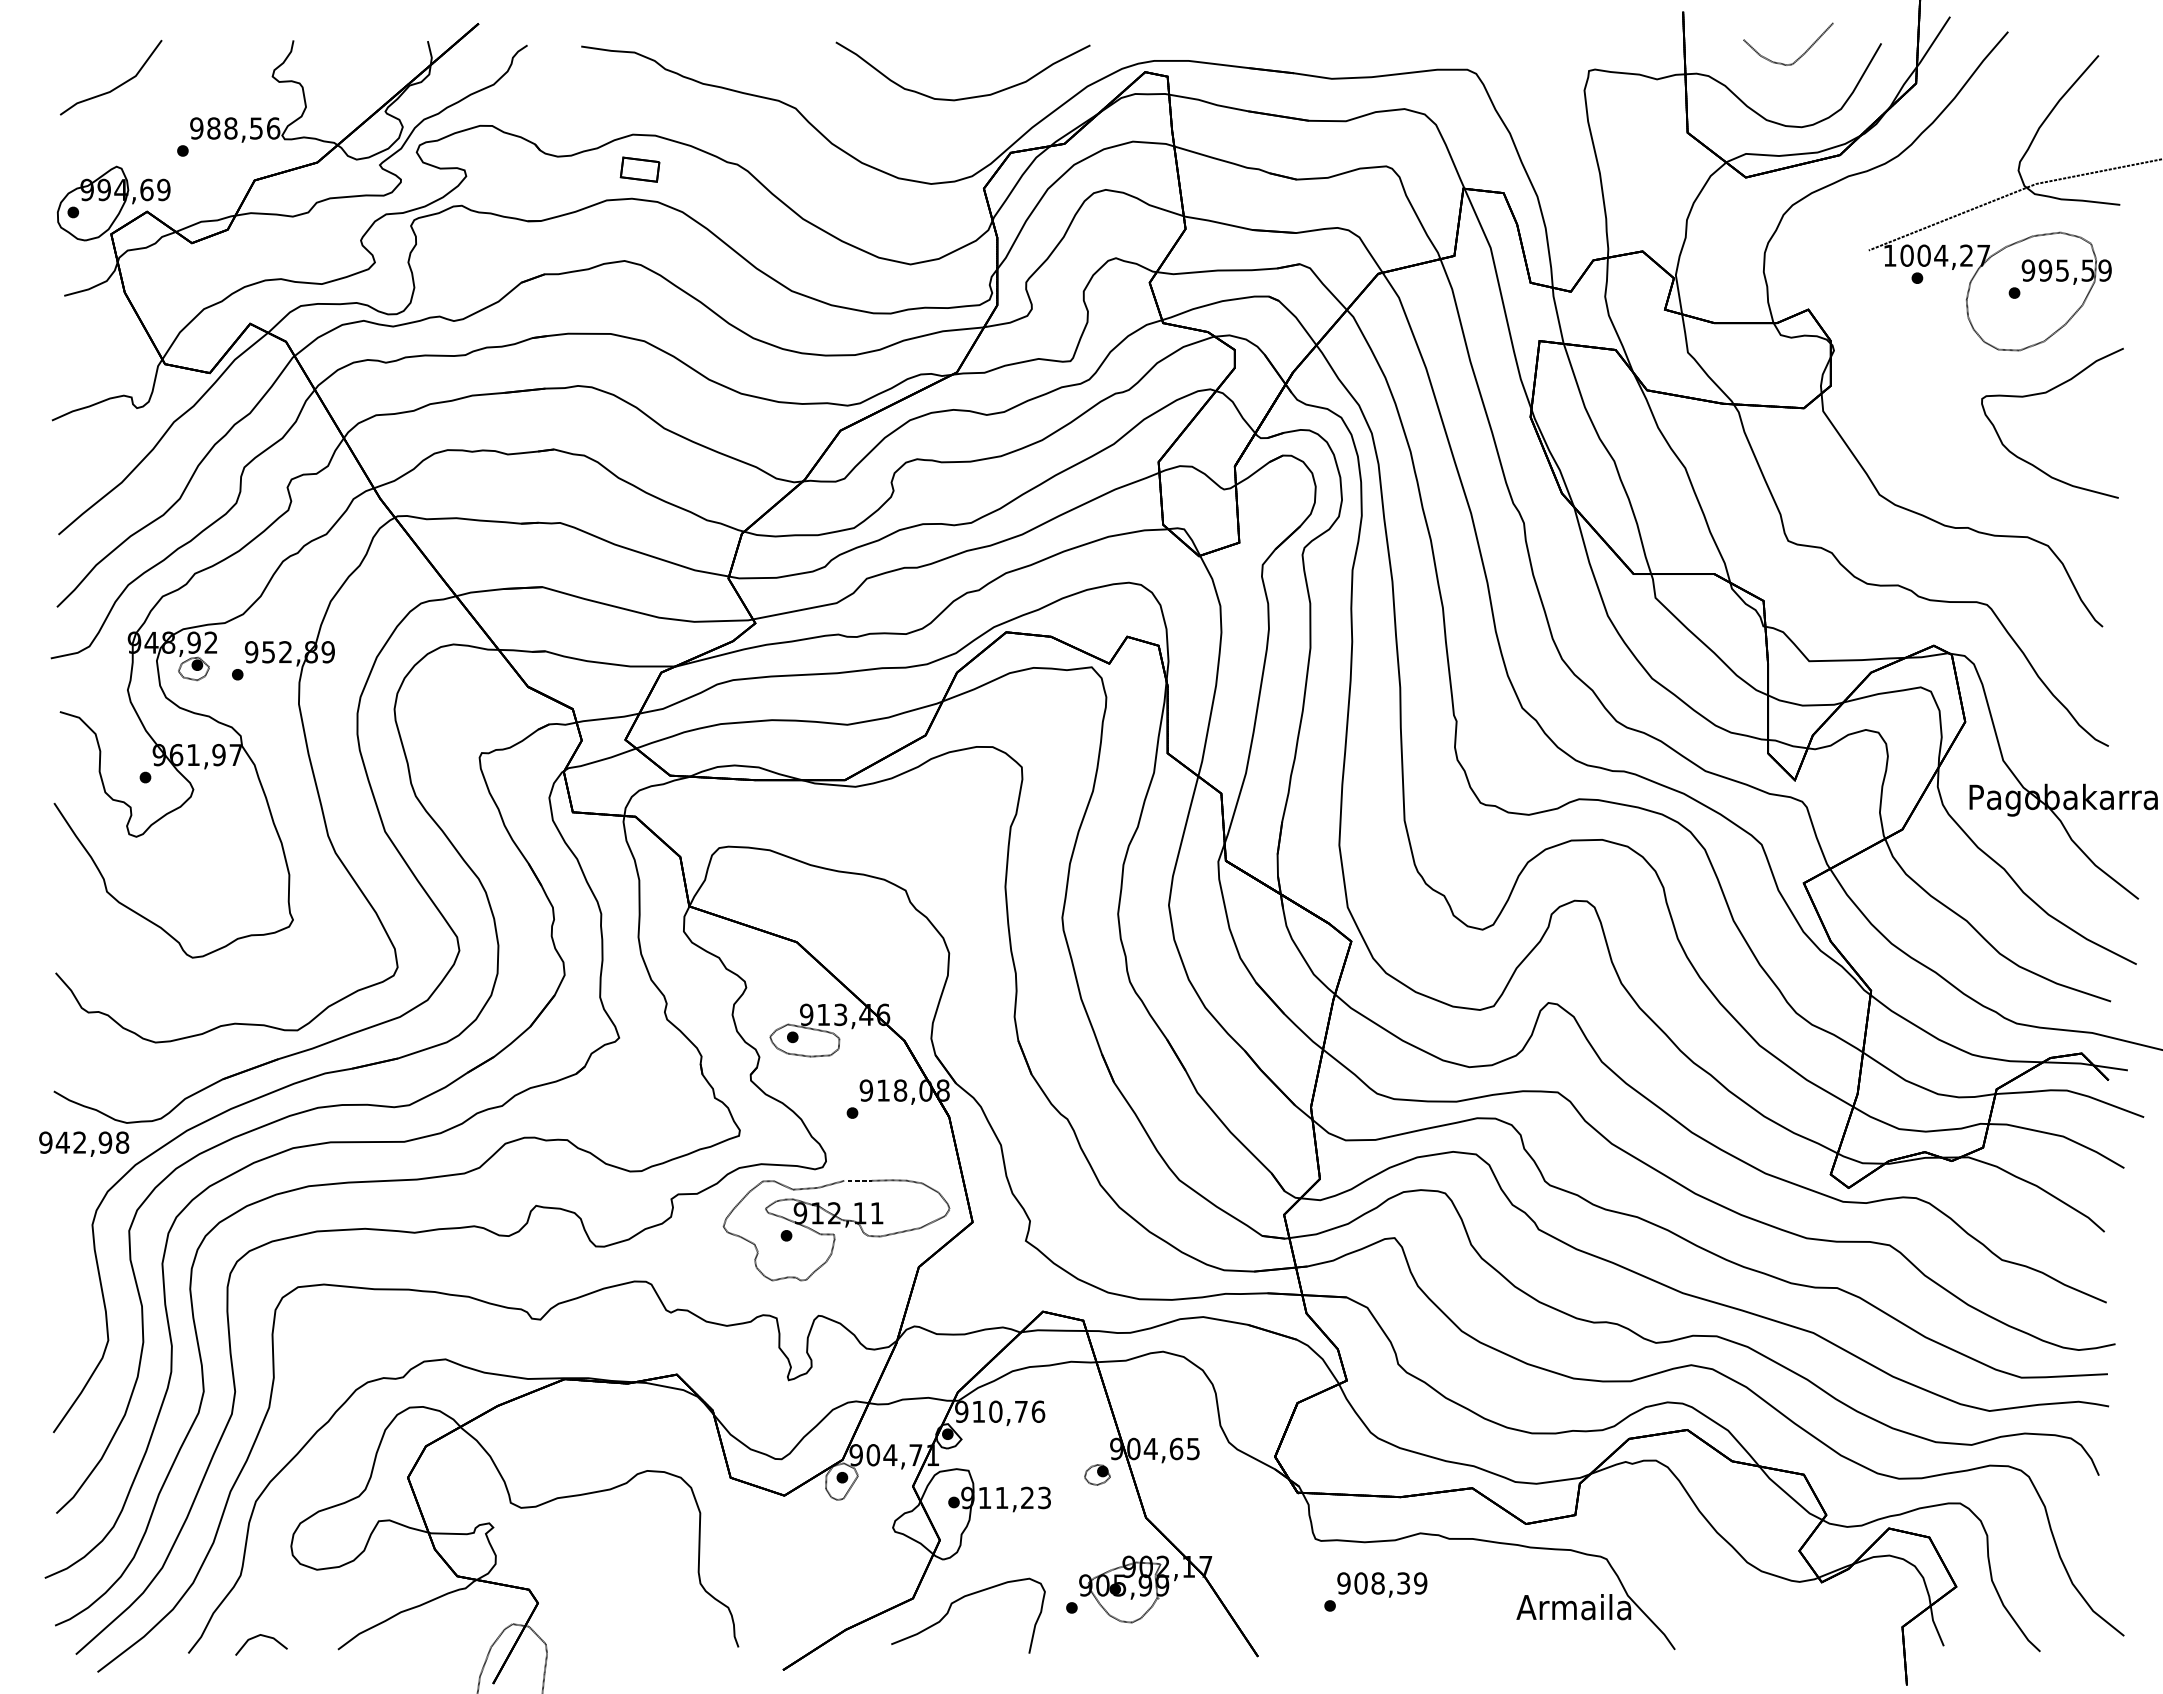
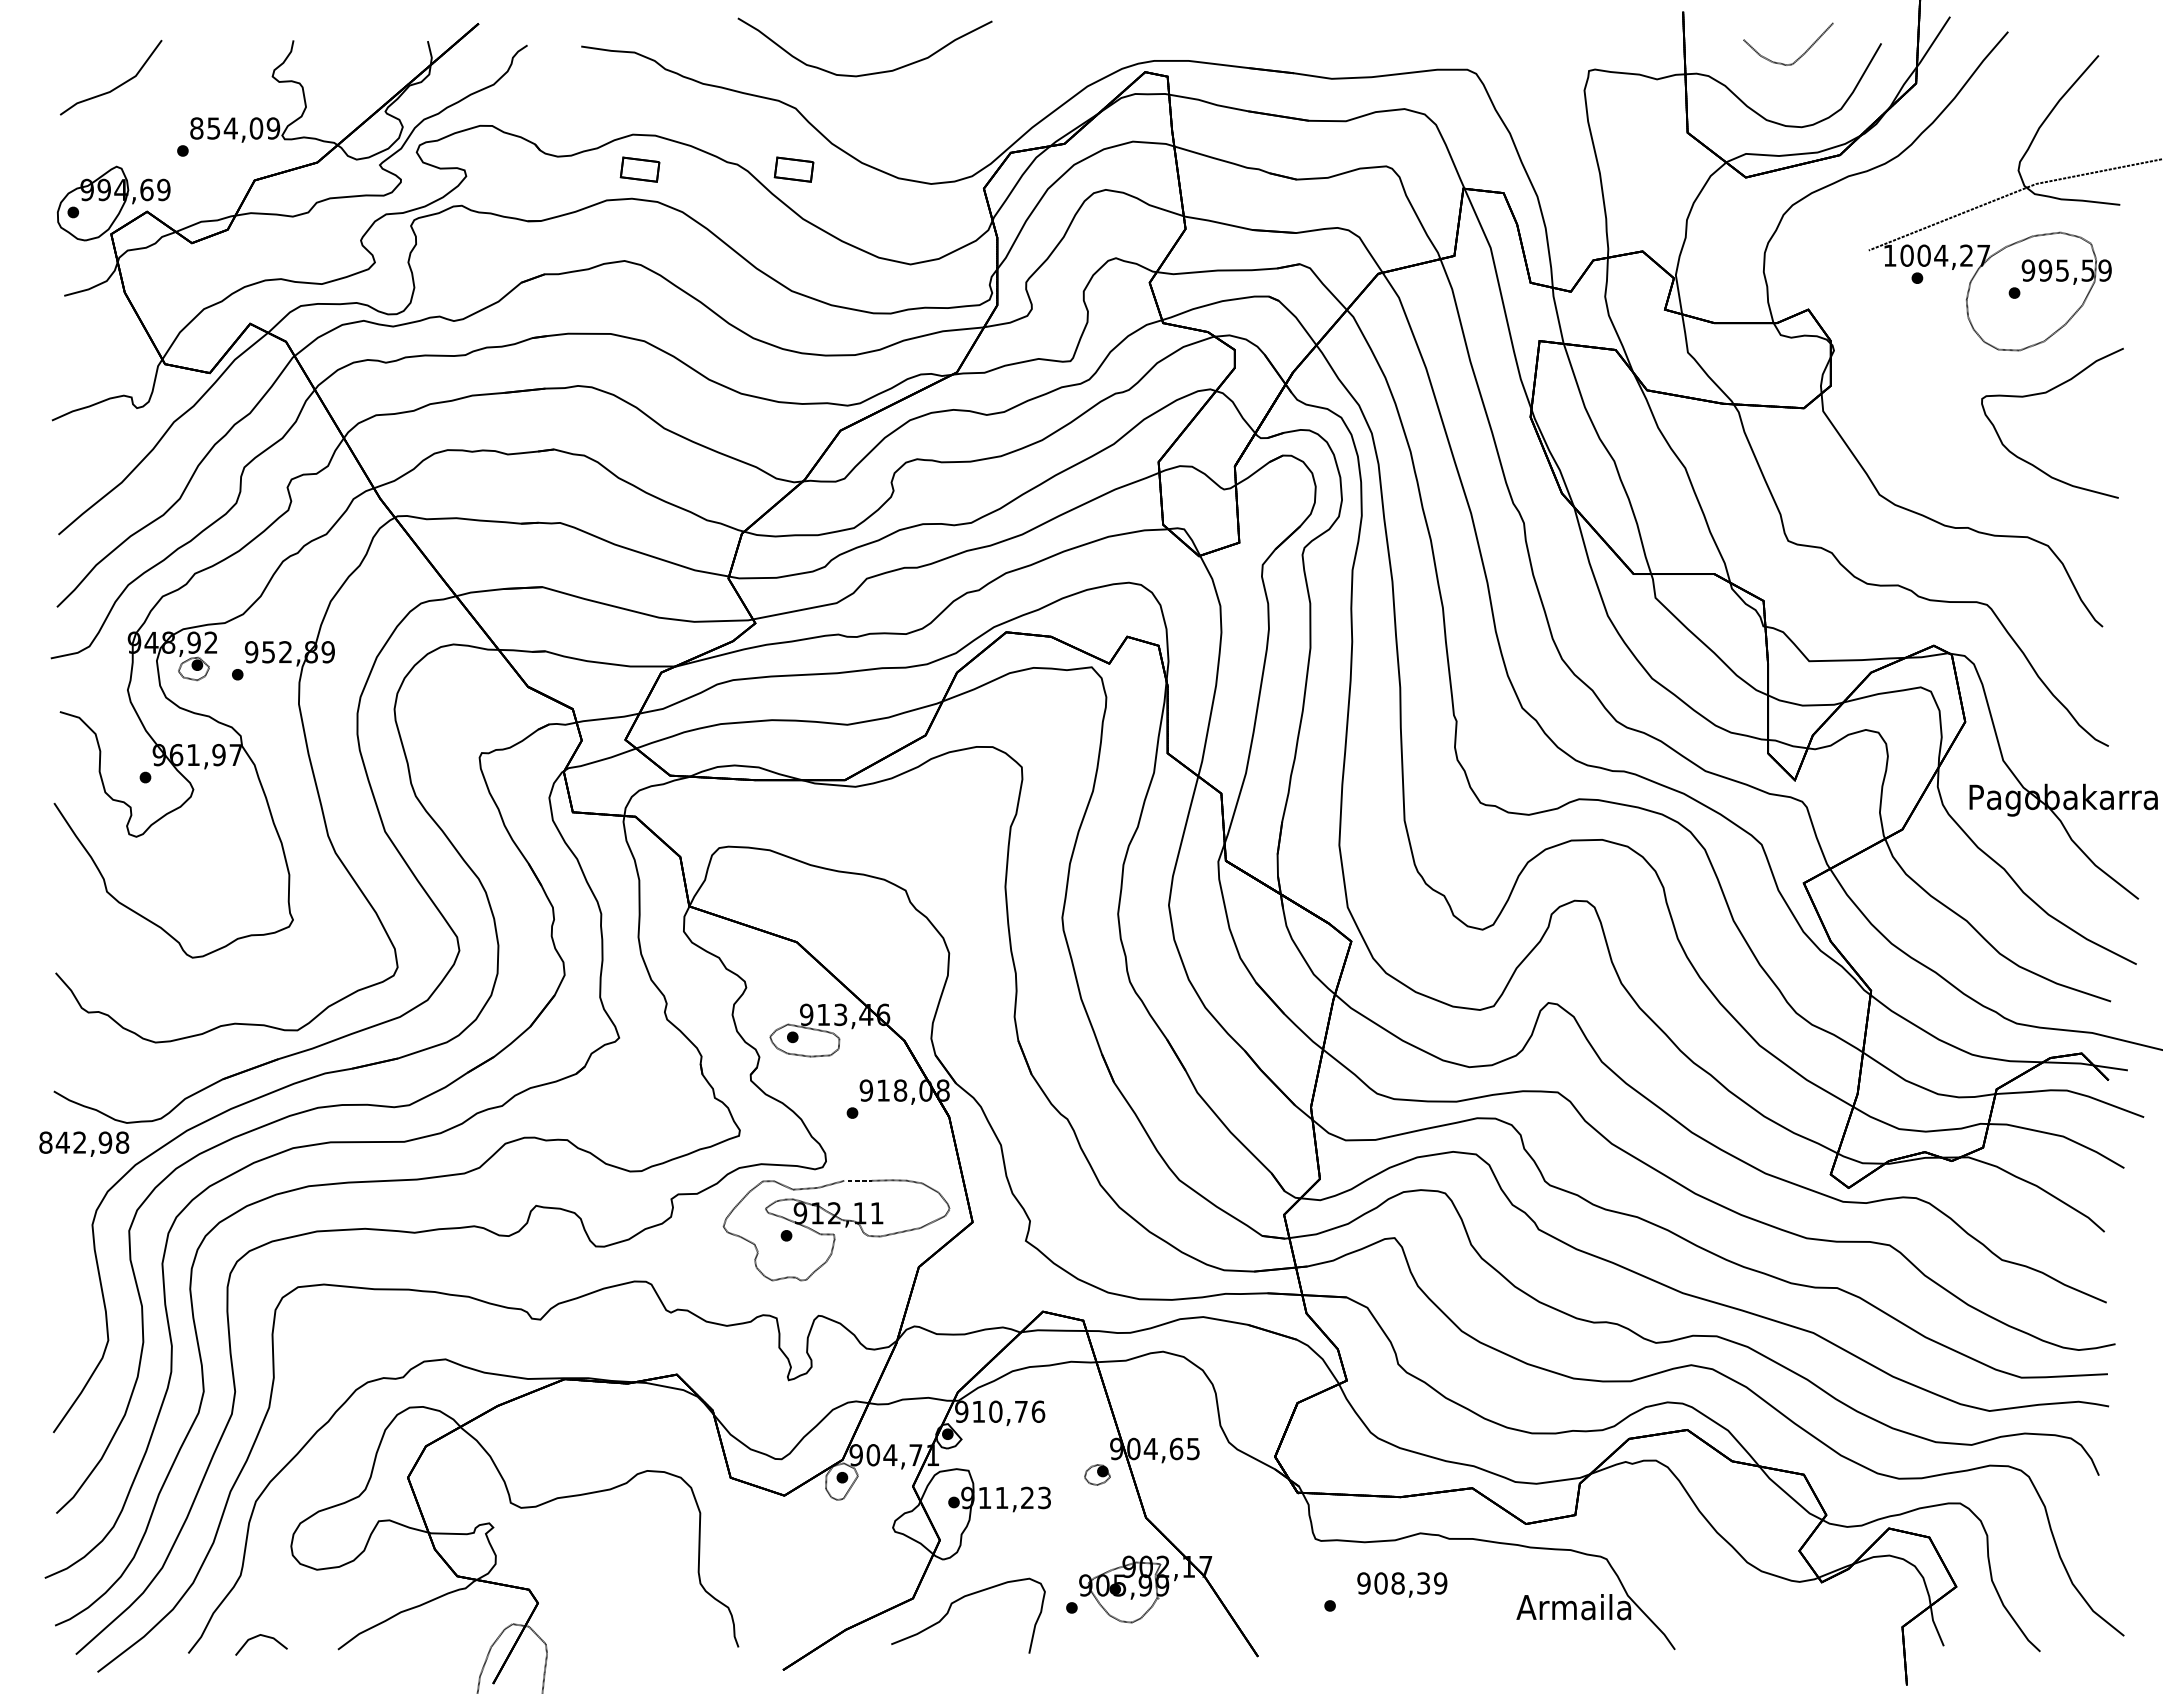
part position: (964, 97) -> (866, 73) (866, 73)
text: 988,56 -> 854,09 (235, 128)
part: none -> present (793, 169)
text: 942,98 -> 842,98 (45, 1142)
text position: (1382, 1584) -> (1402, 1584) (1402, 1584)
